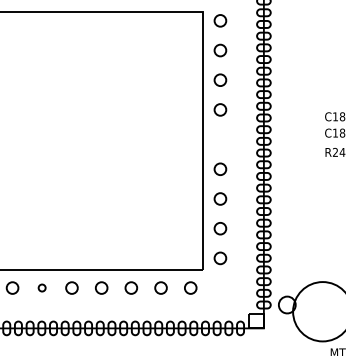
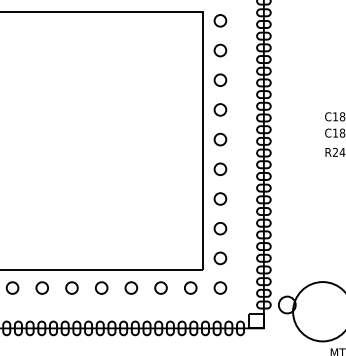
circle: none -> present (220, 139)
circle size: 10x10 px -> 14x14 px (41, 287)
circle: none -> present (220, 287)
